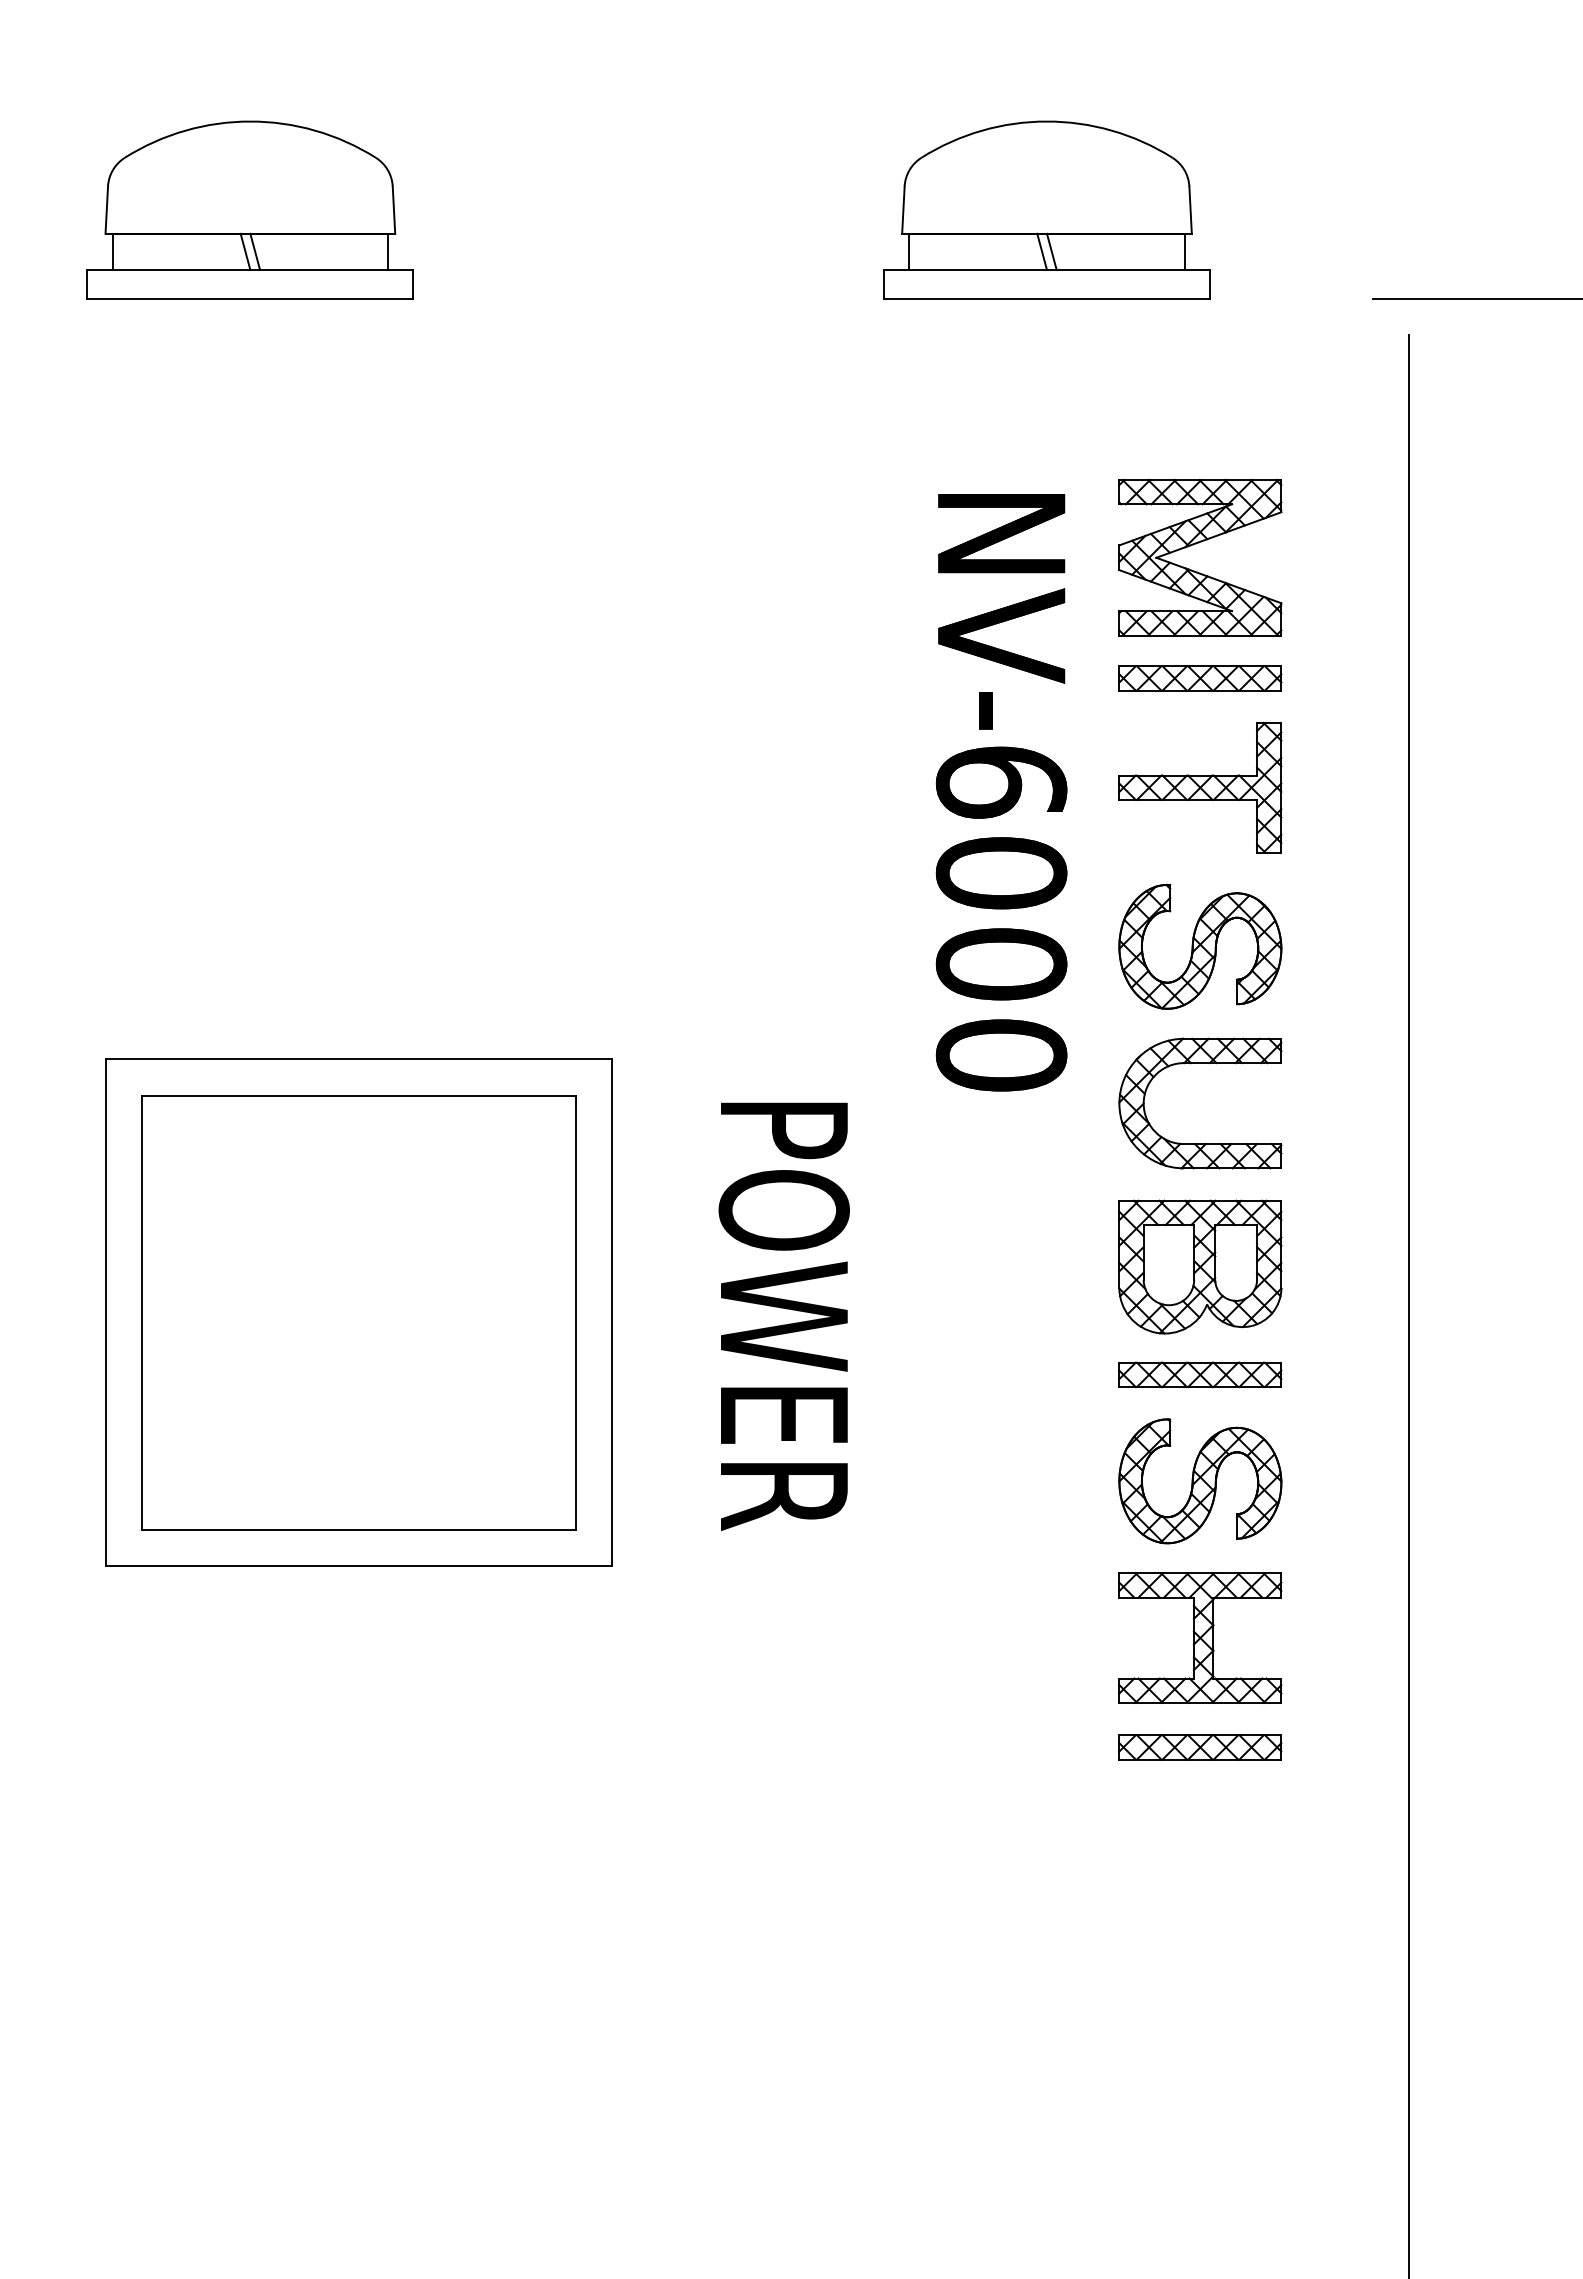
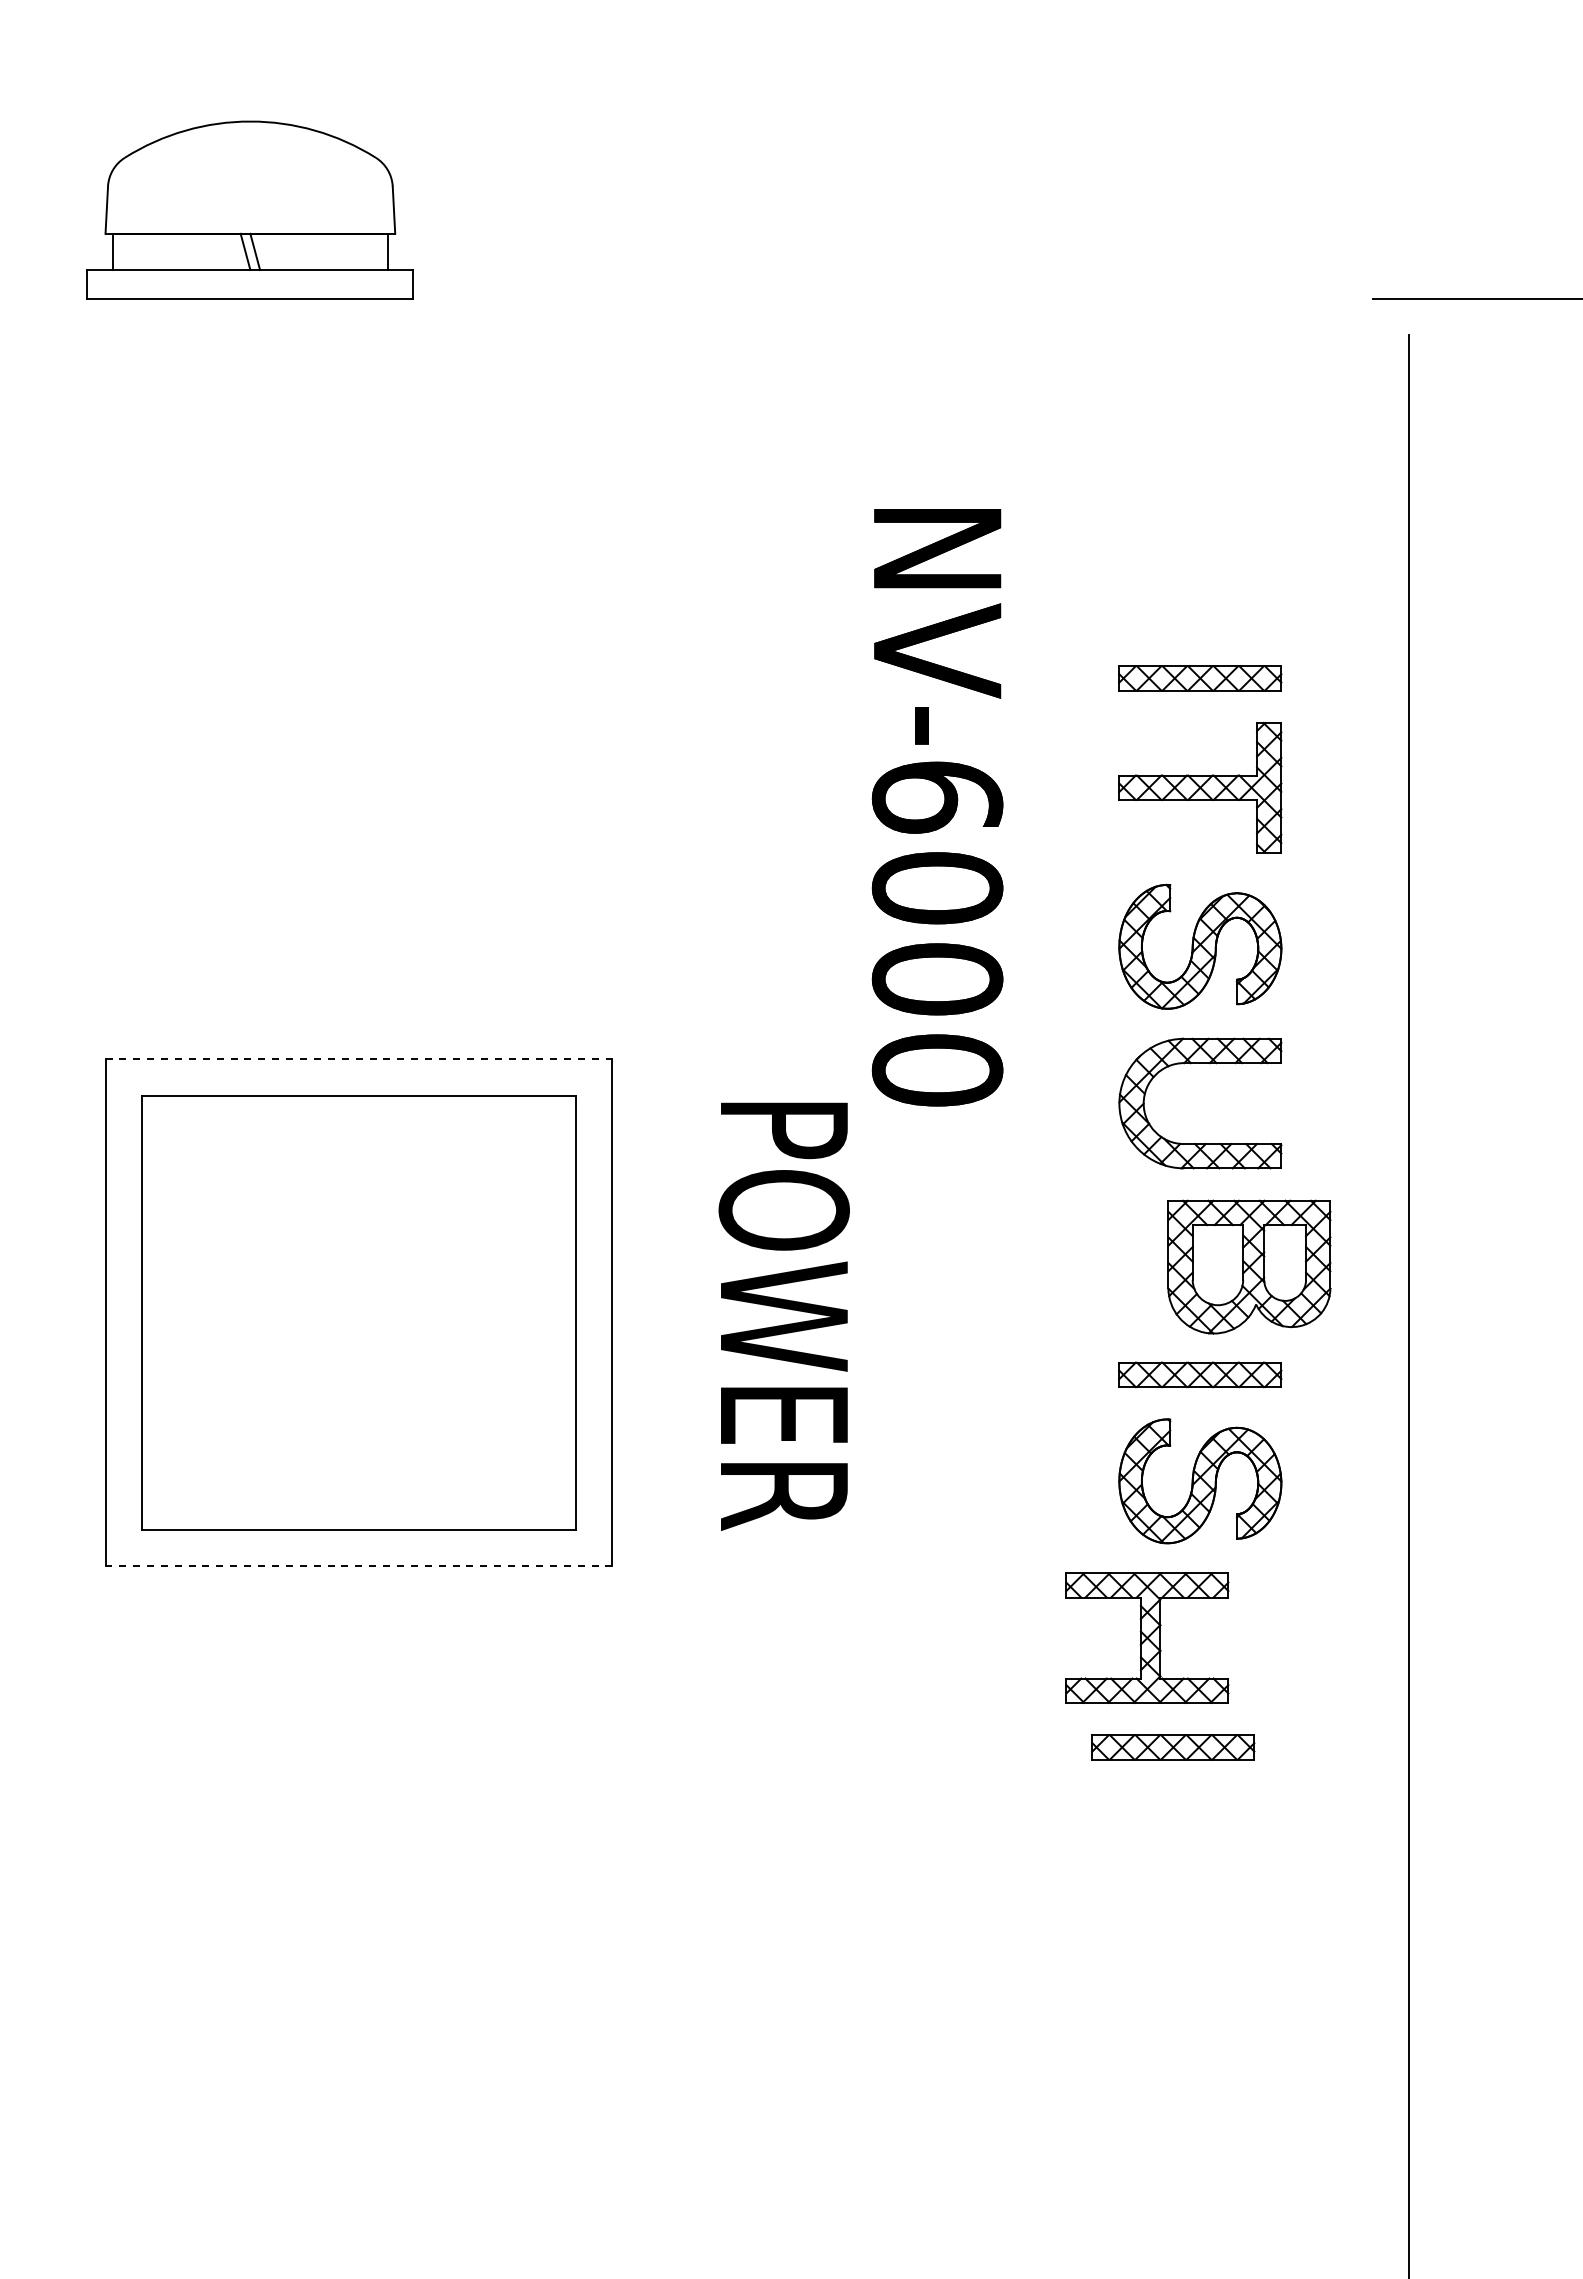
part: present -> none (1046, 209)
part: present -> none (1196, 544)
text position: (1001, 792) -> (937, 807) (937, 807)
line: solid -> dashed (359, 1059)
part position: (1200, 1266) -> (1249, 1266) (1249, 1266)
line: solid -> dashed (358, 1566)
part position: (1200, 1637) -> (1147, 1637) (1147, 1637)
part position: (1200, 1747) -> (1173, 1747) (1173, 1747)
